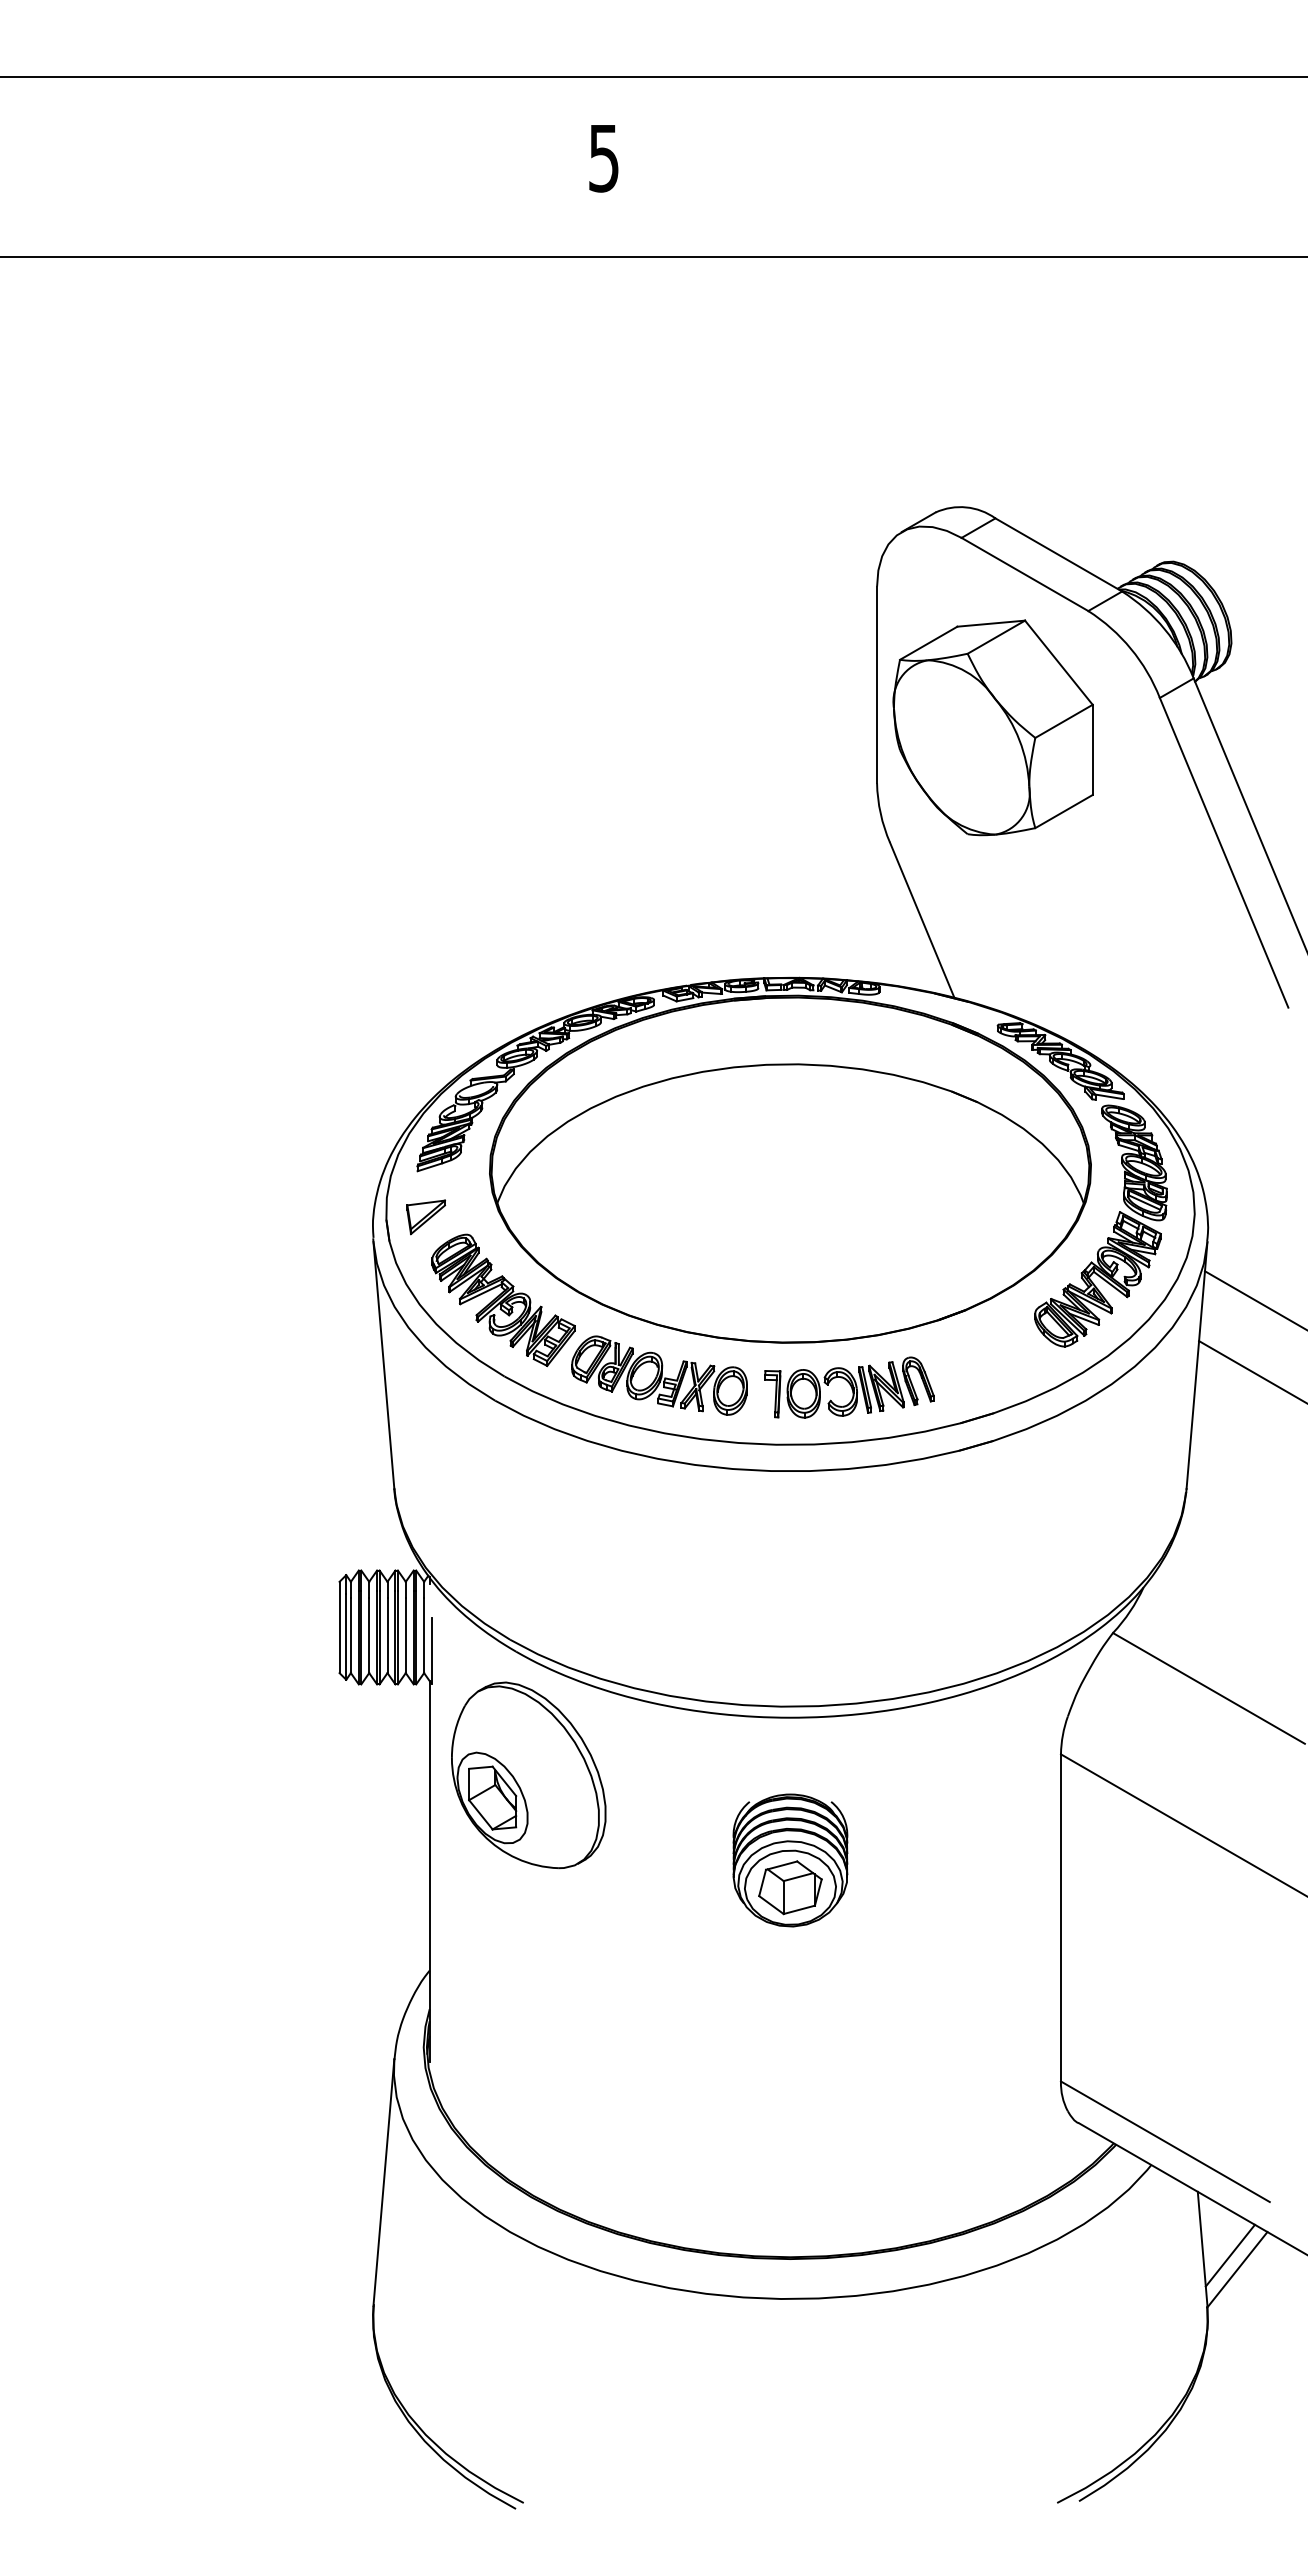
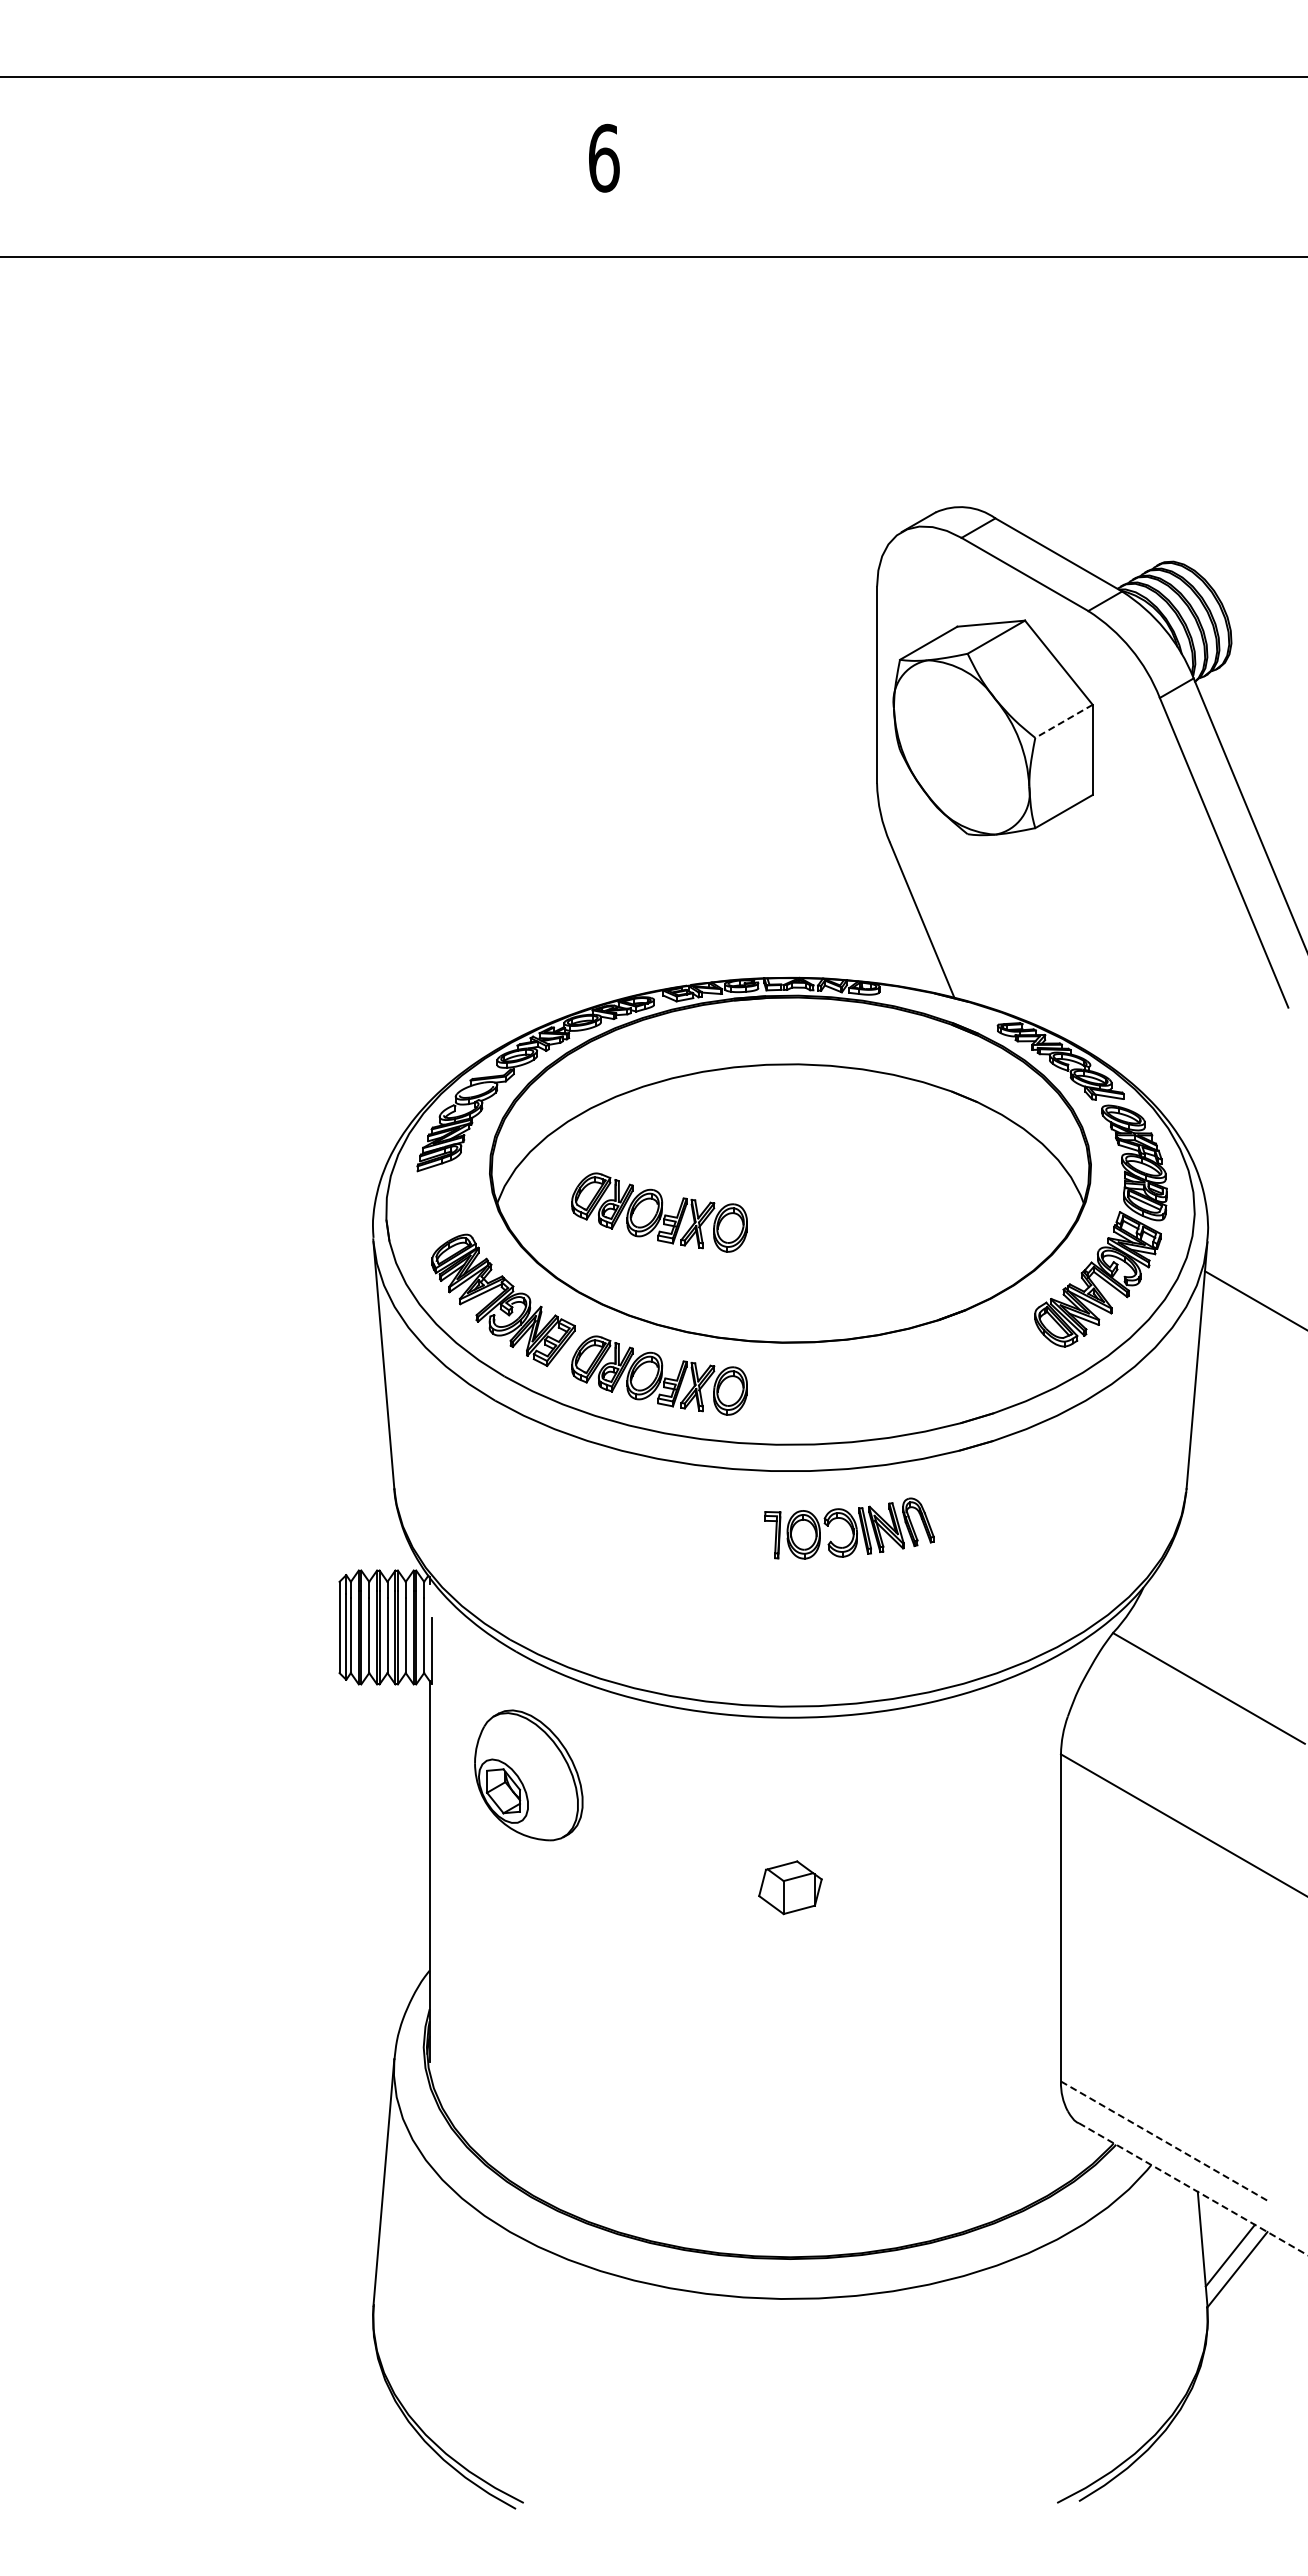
text: 5 -> 6 (604, 157)
line: solid -> dashed (1063, 721)
part: none -> present (659, 1212)
part: present -> none (425, 1217)
line: present -> none (1251, 1371)
part position: (849, 1387) -> (849, 1528) (849, 1528)
part size: 156x189 px -> 110x133 px (528, 1775)
part: present -> none (790, 1860)
line: solid -> dashed (1165, 2141)
line: solid -> dashed (1193, 2189)
